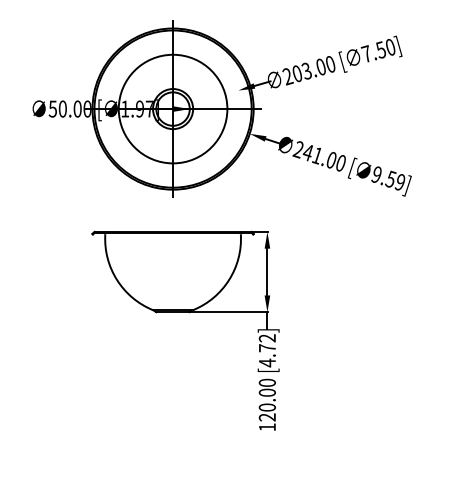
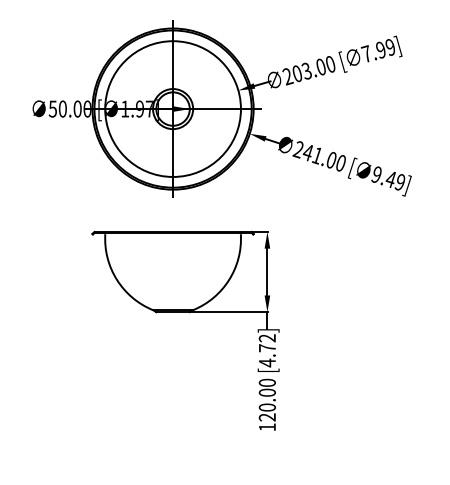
text: 7.50] -> 7.99] (385, 48)
circle diameter: 109 px -> 136 px (172, 108)
text: 9.59] -> 9.49] (390, 178)
